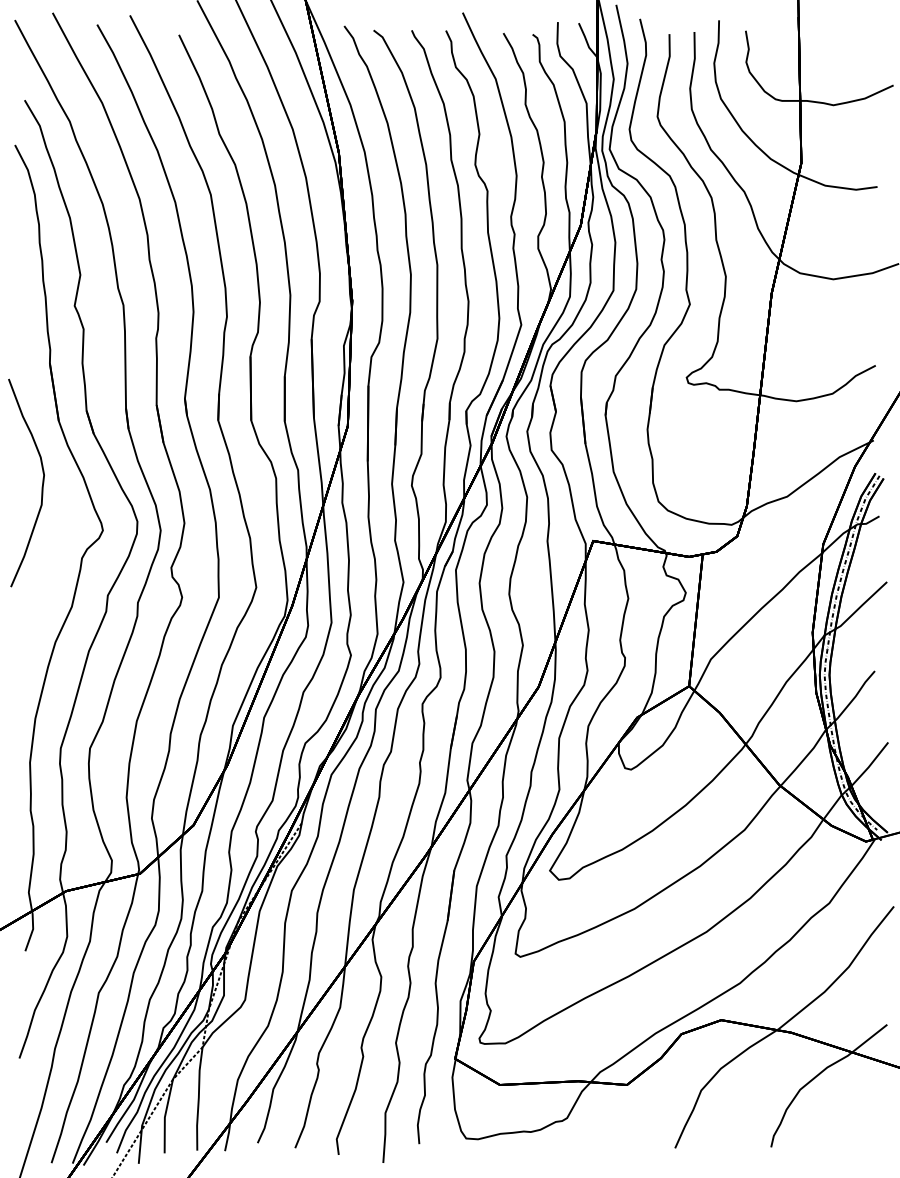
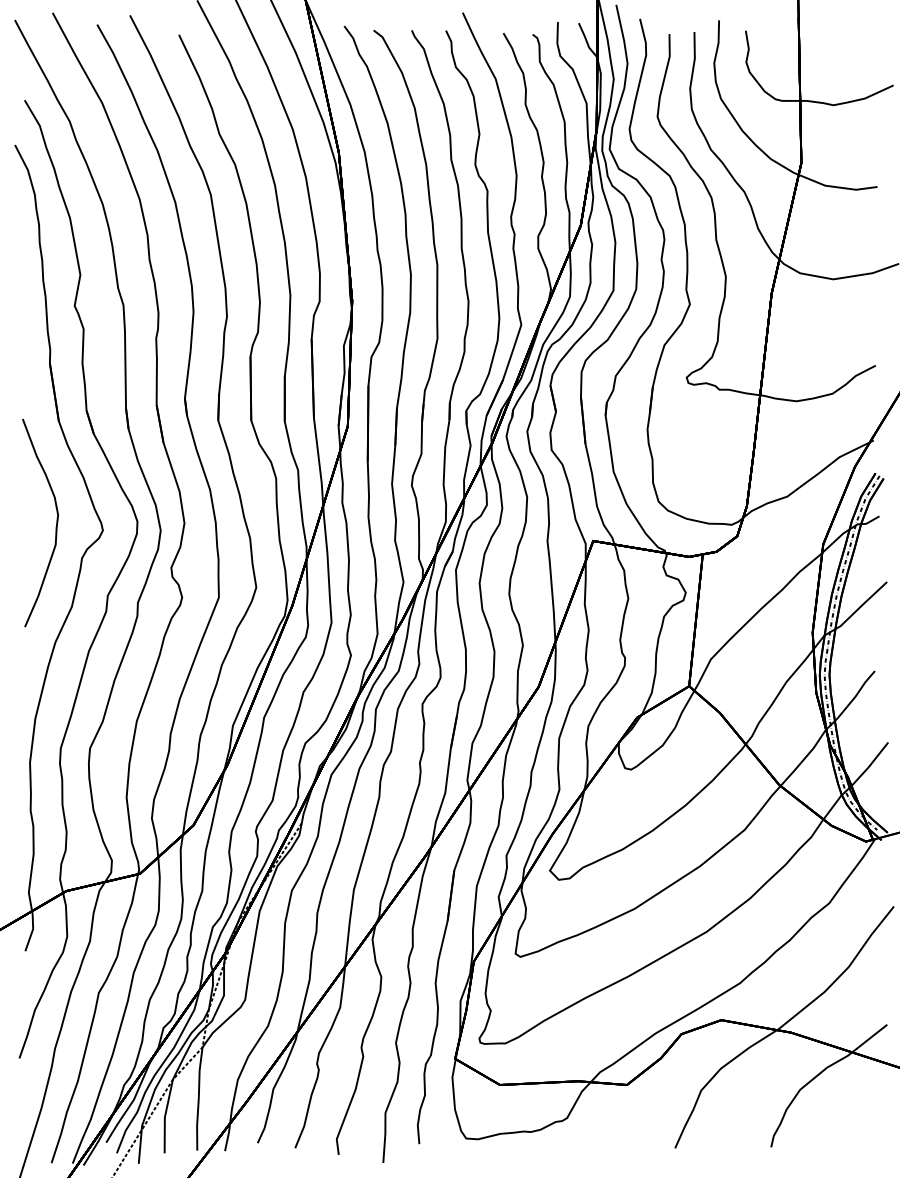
curve position: (41, 486) -> (55, 526) (55, 526)
